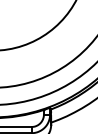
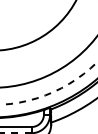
arc: solid -> dashed (53, 92)
line: solid -> dashed (15, 133)
